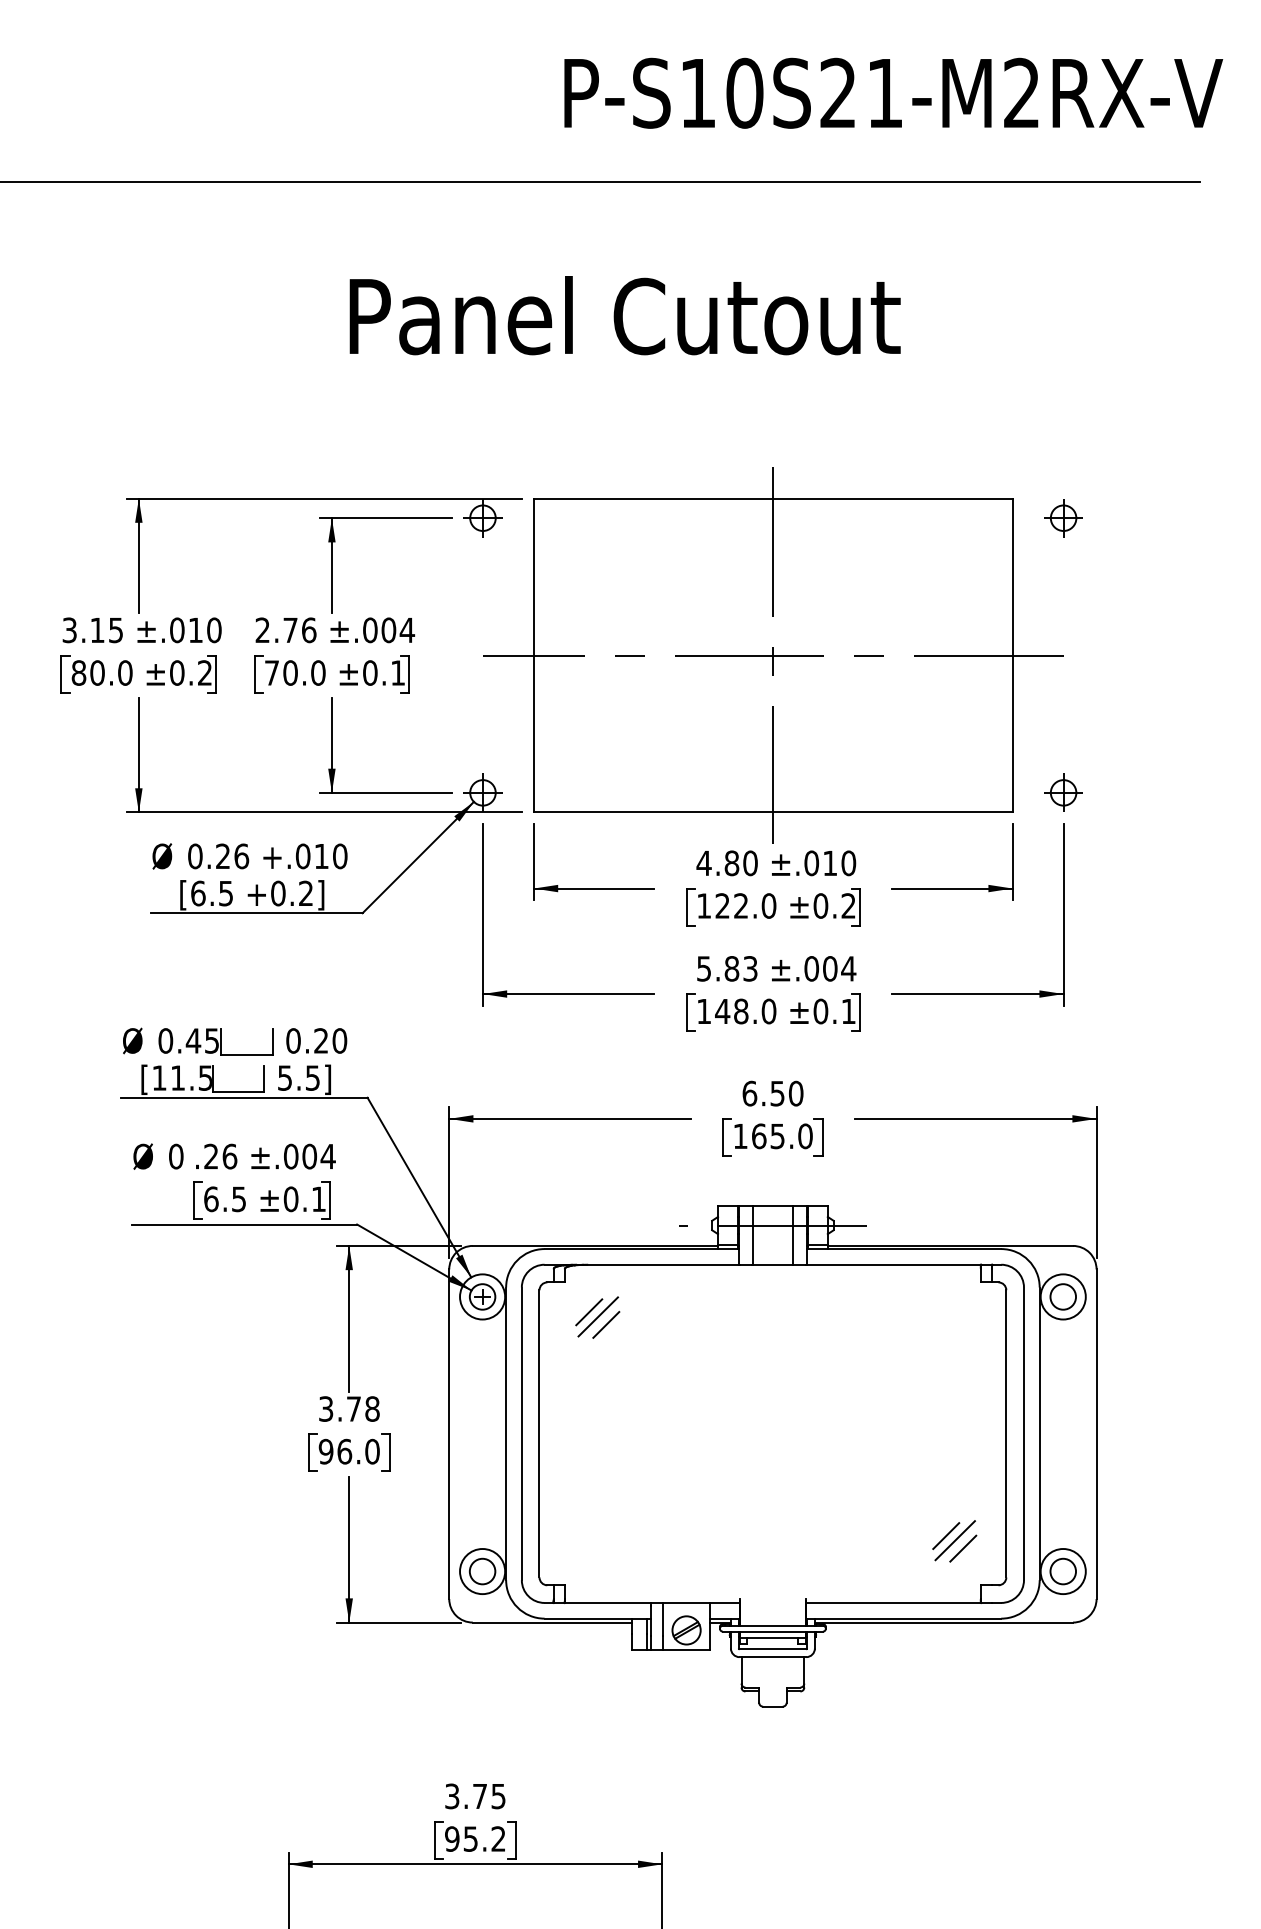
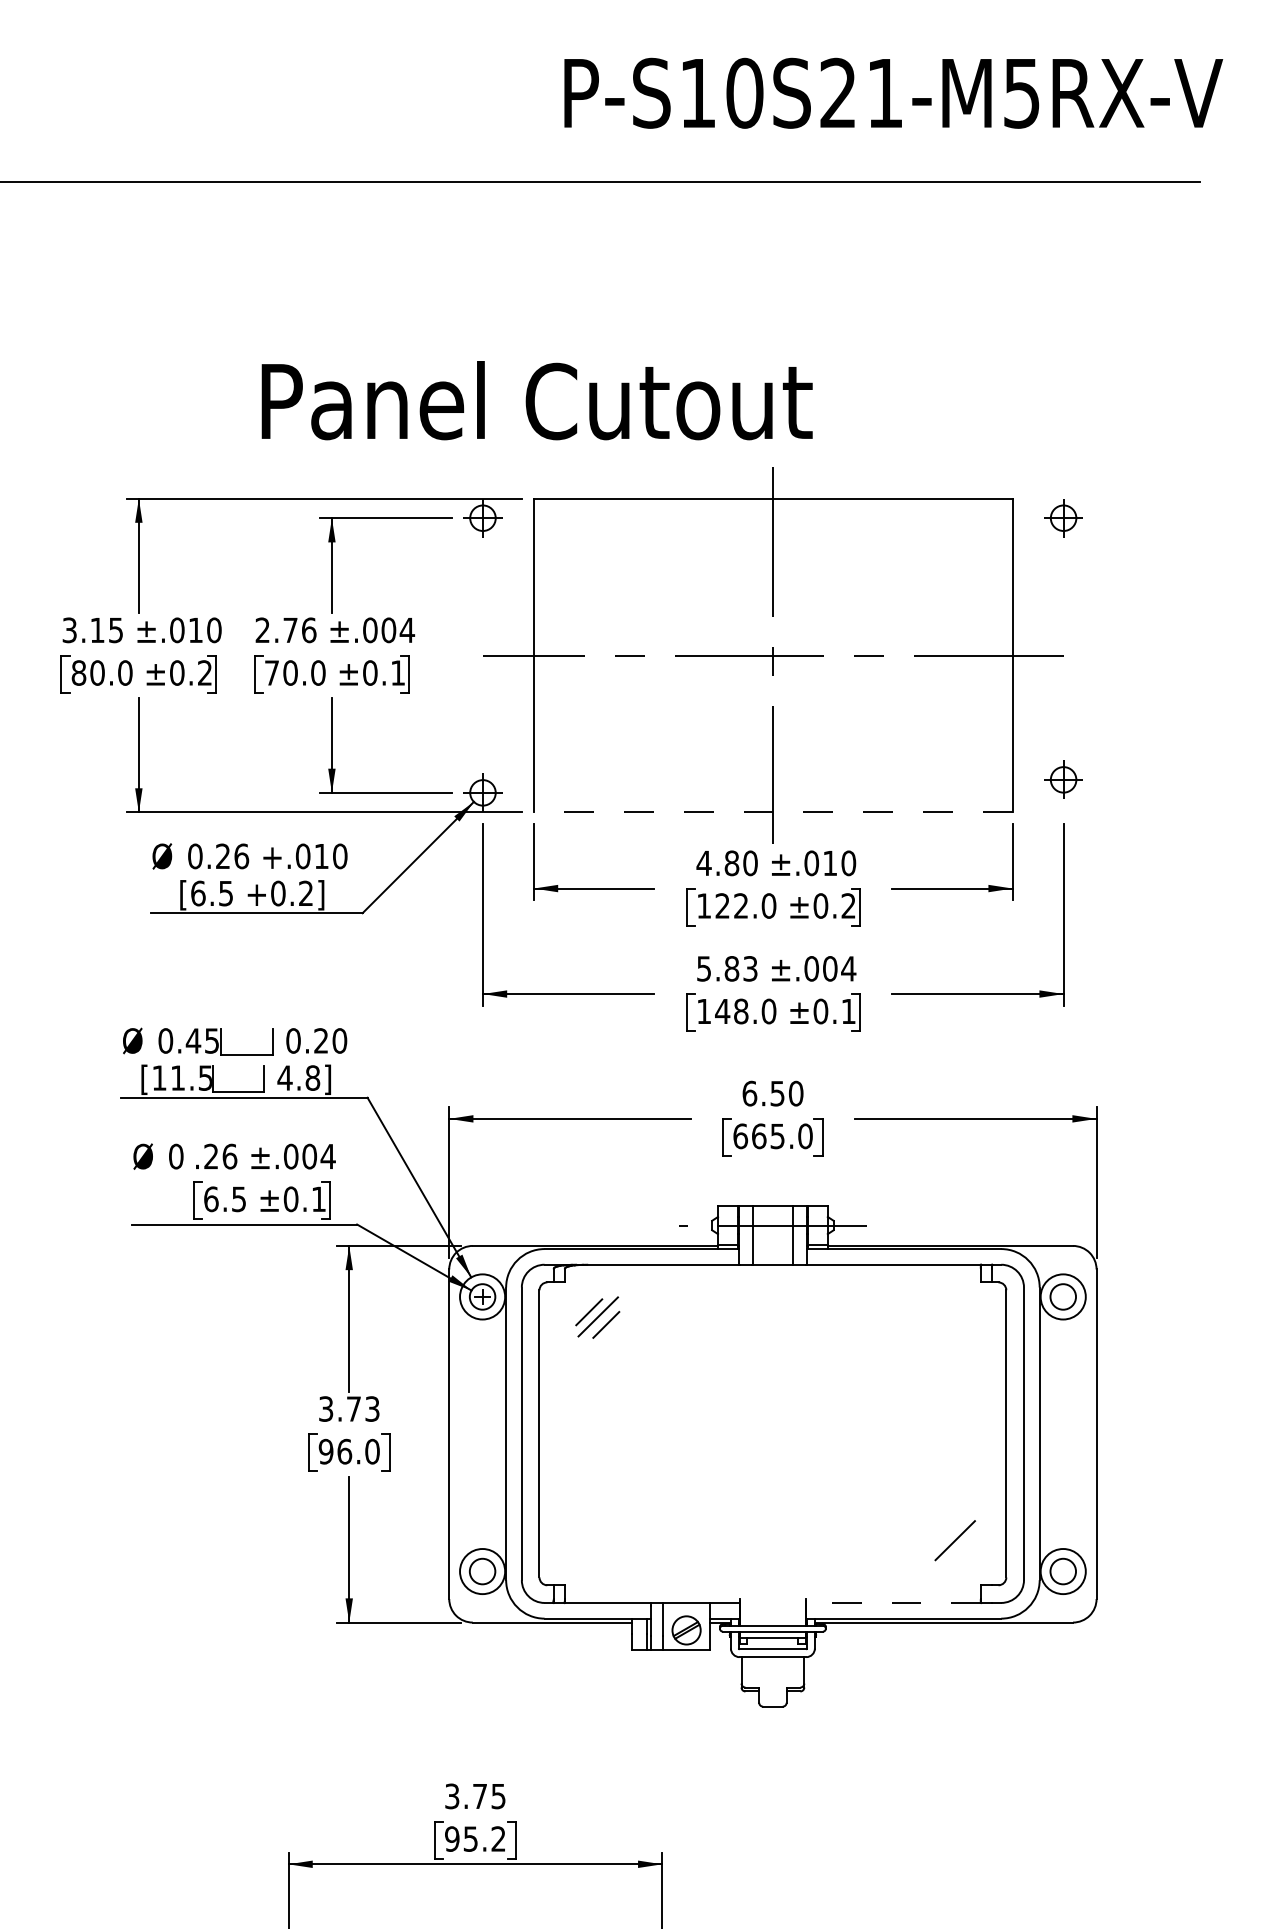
text: P-S10S21-M2RX-V -> P-S10S21-M5RX-V (1021, 92)
text position: (624, 315) -> (536, 400) (536, 400)
part position: (1063, 792) -> (1063, 779) (1063, 779)
line: solid -> dashed (772, 812)
text: 5.5] -> 4.8] (298, 1077)
text: 165.0 -> 665.0 (740, 1136)
text: 3.78 -> 3.73 (372, 1408)
line: present -> none (946, 1536)
line: present -> none (963, 1548)
line: solid -> dashed (893, 1602)
